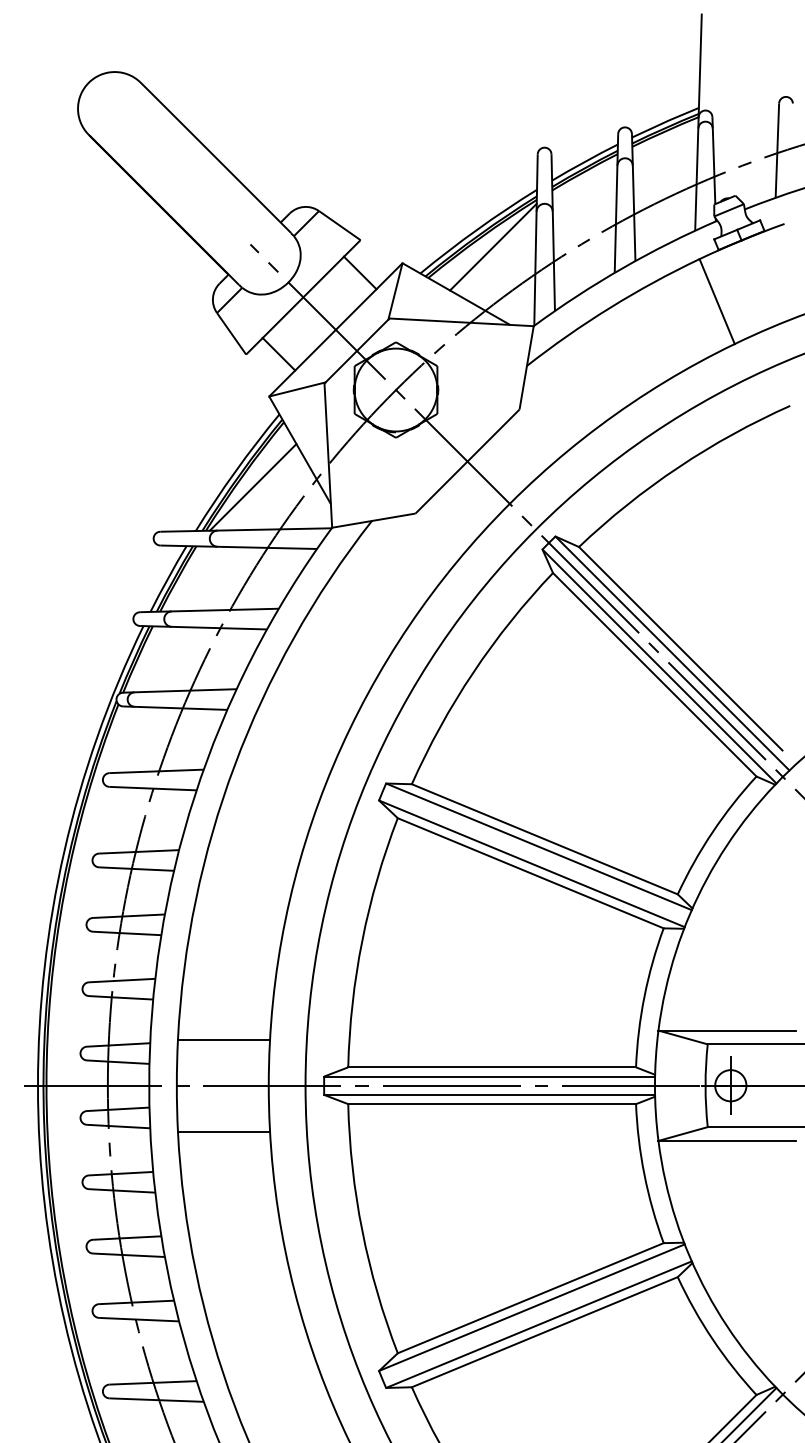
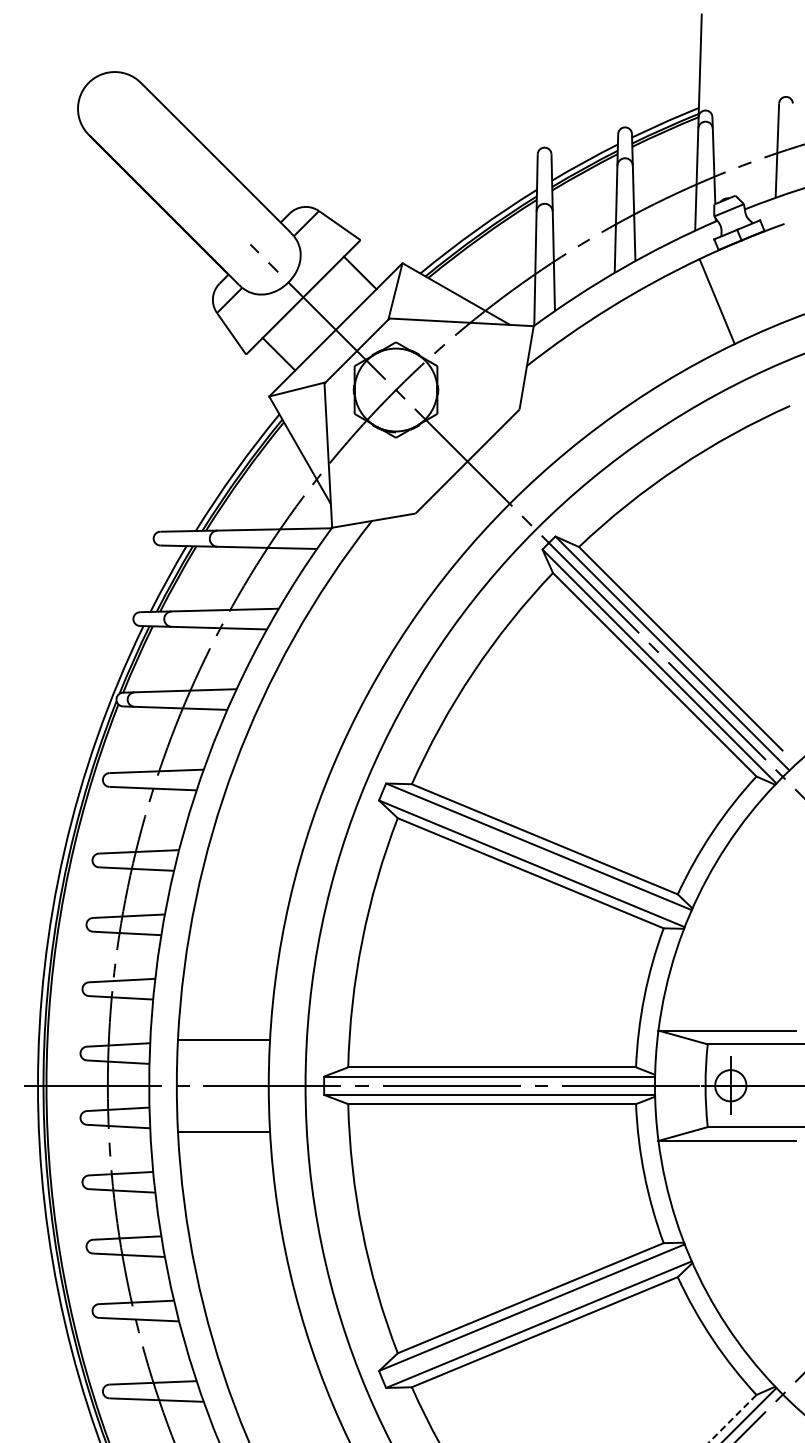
line: present -> none (493, 246)
line: present -> none (252, 487)
line: solid -> dashed (732, 1418)
